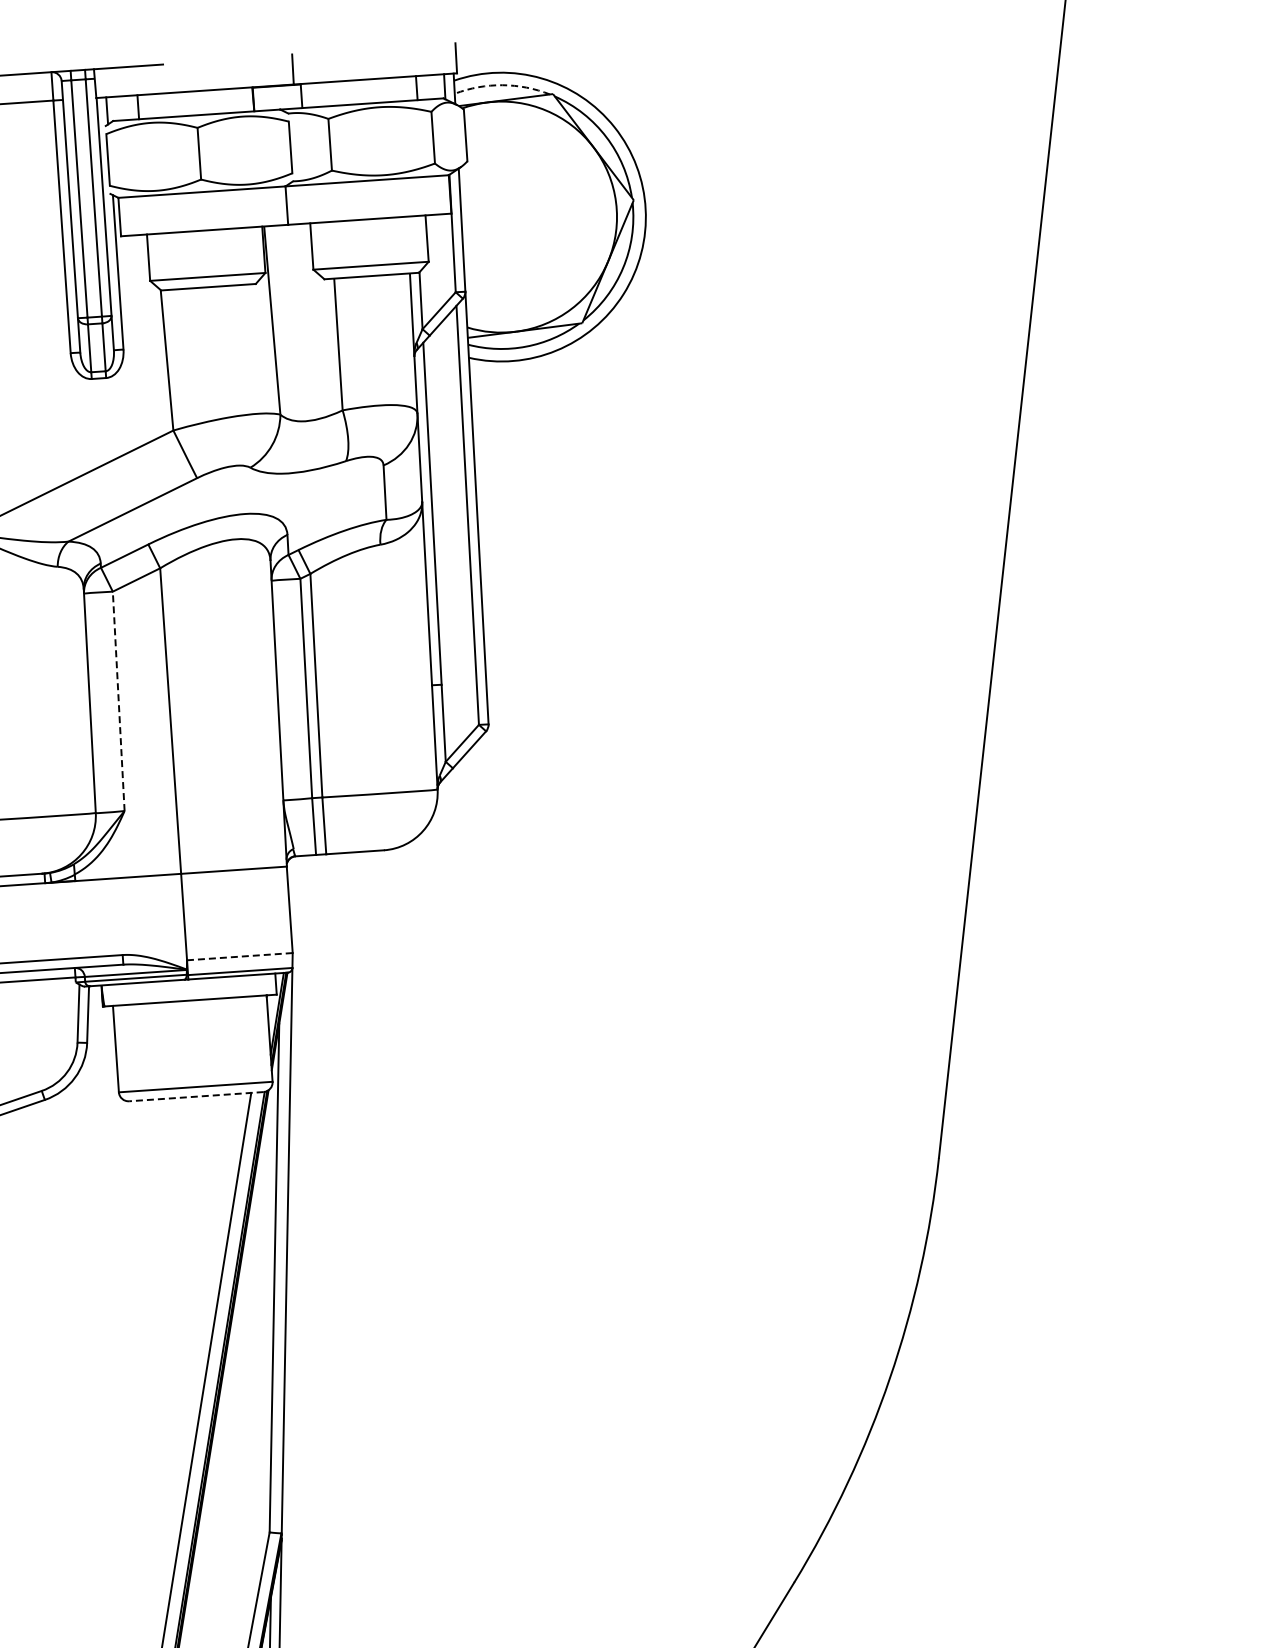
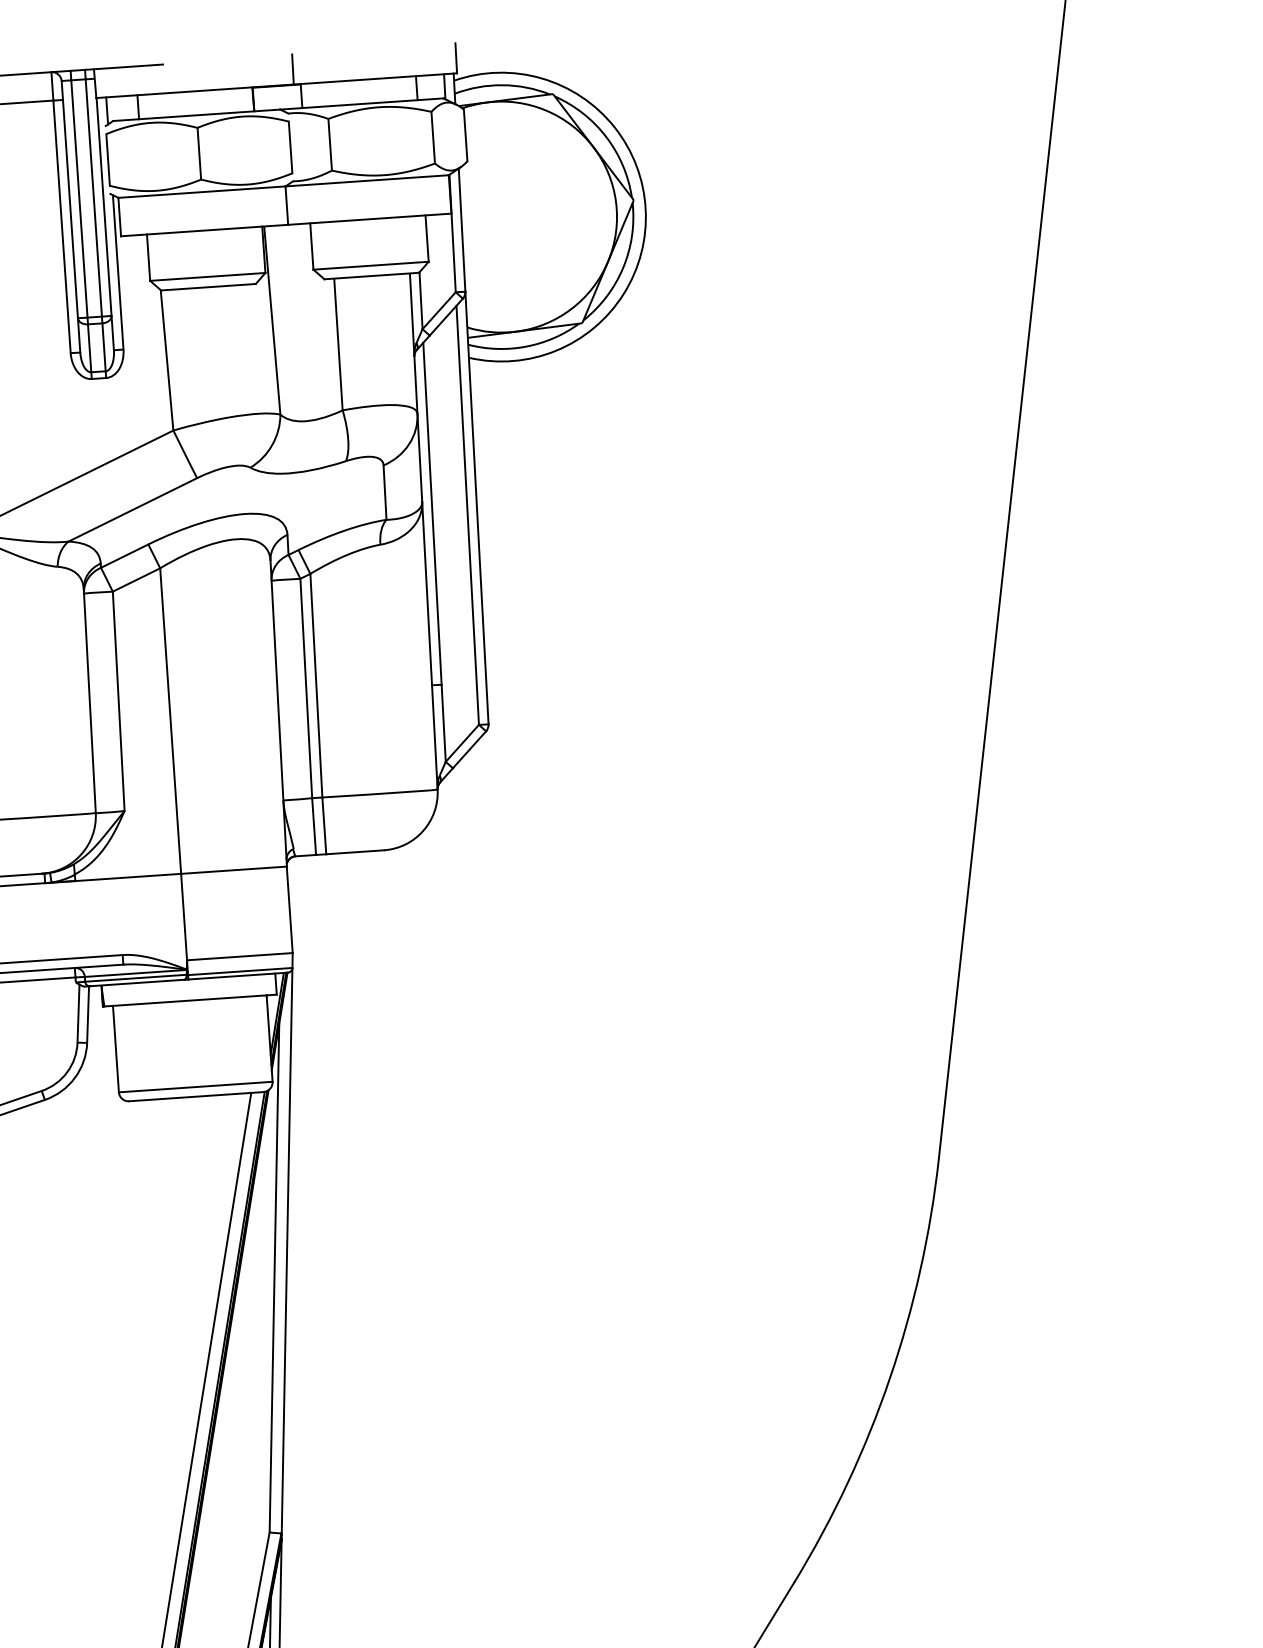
arc: dashed -> solid (502, 85)
line: dashed -> solid (118, 701)
line: dashed -> solid (239, 956)
line: dashed -> solid (195, 1096)
